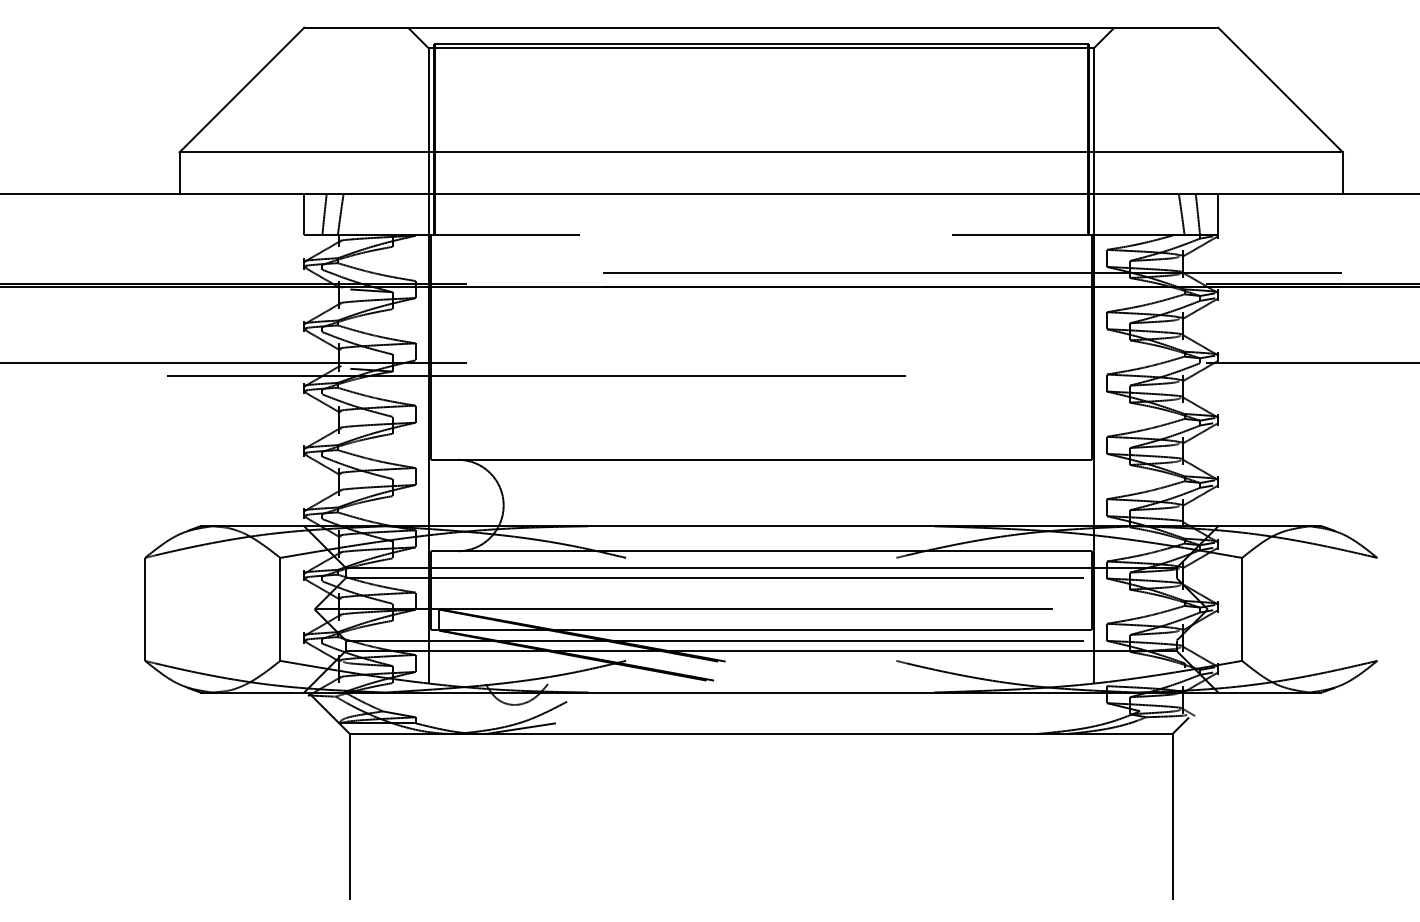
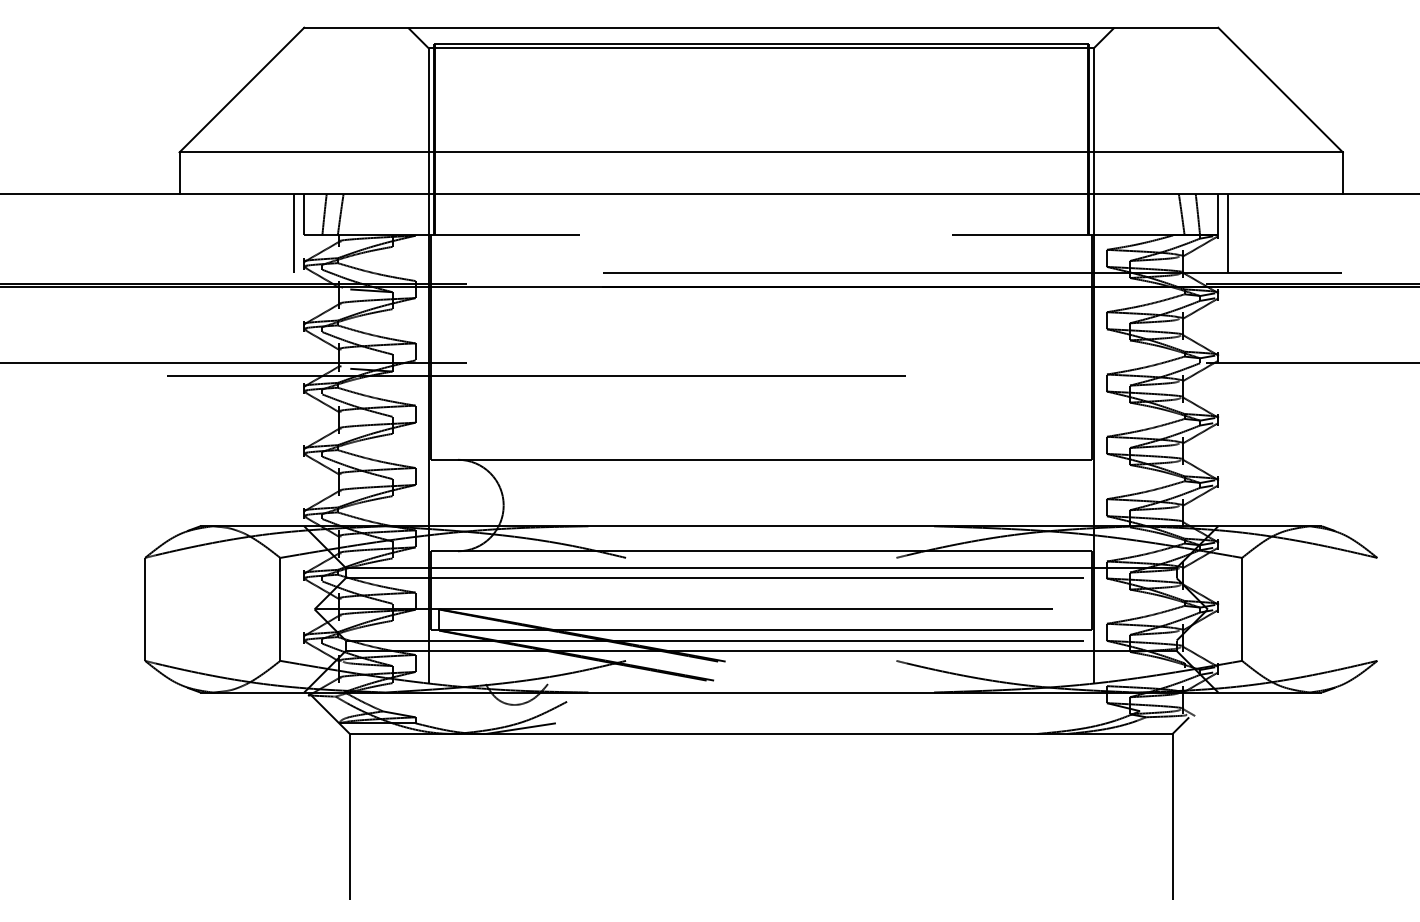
line: none -> present (294, 232)
line: none -> present (1228, 232)
